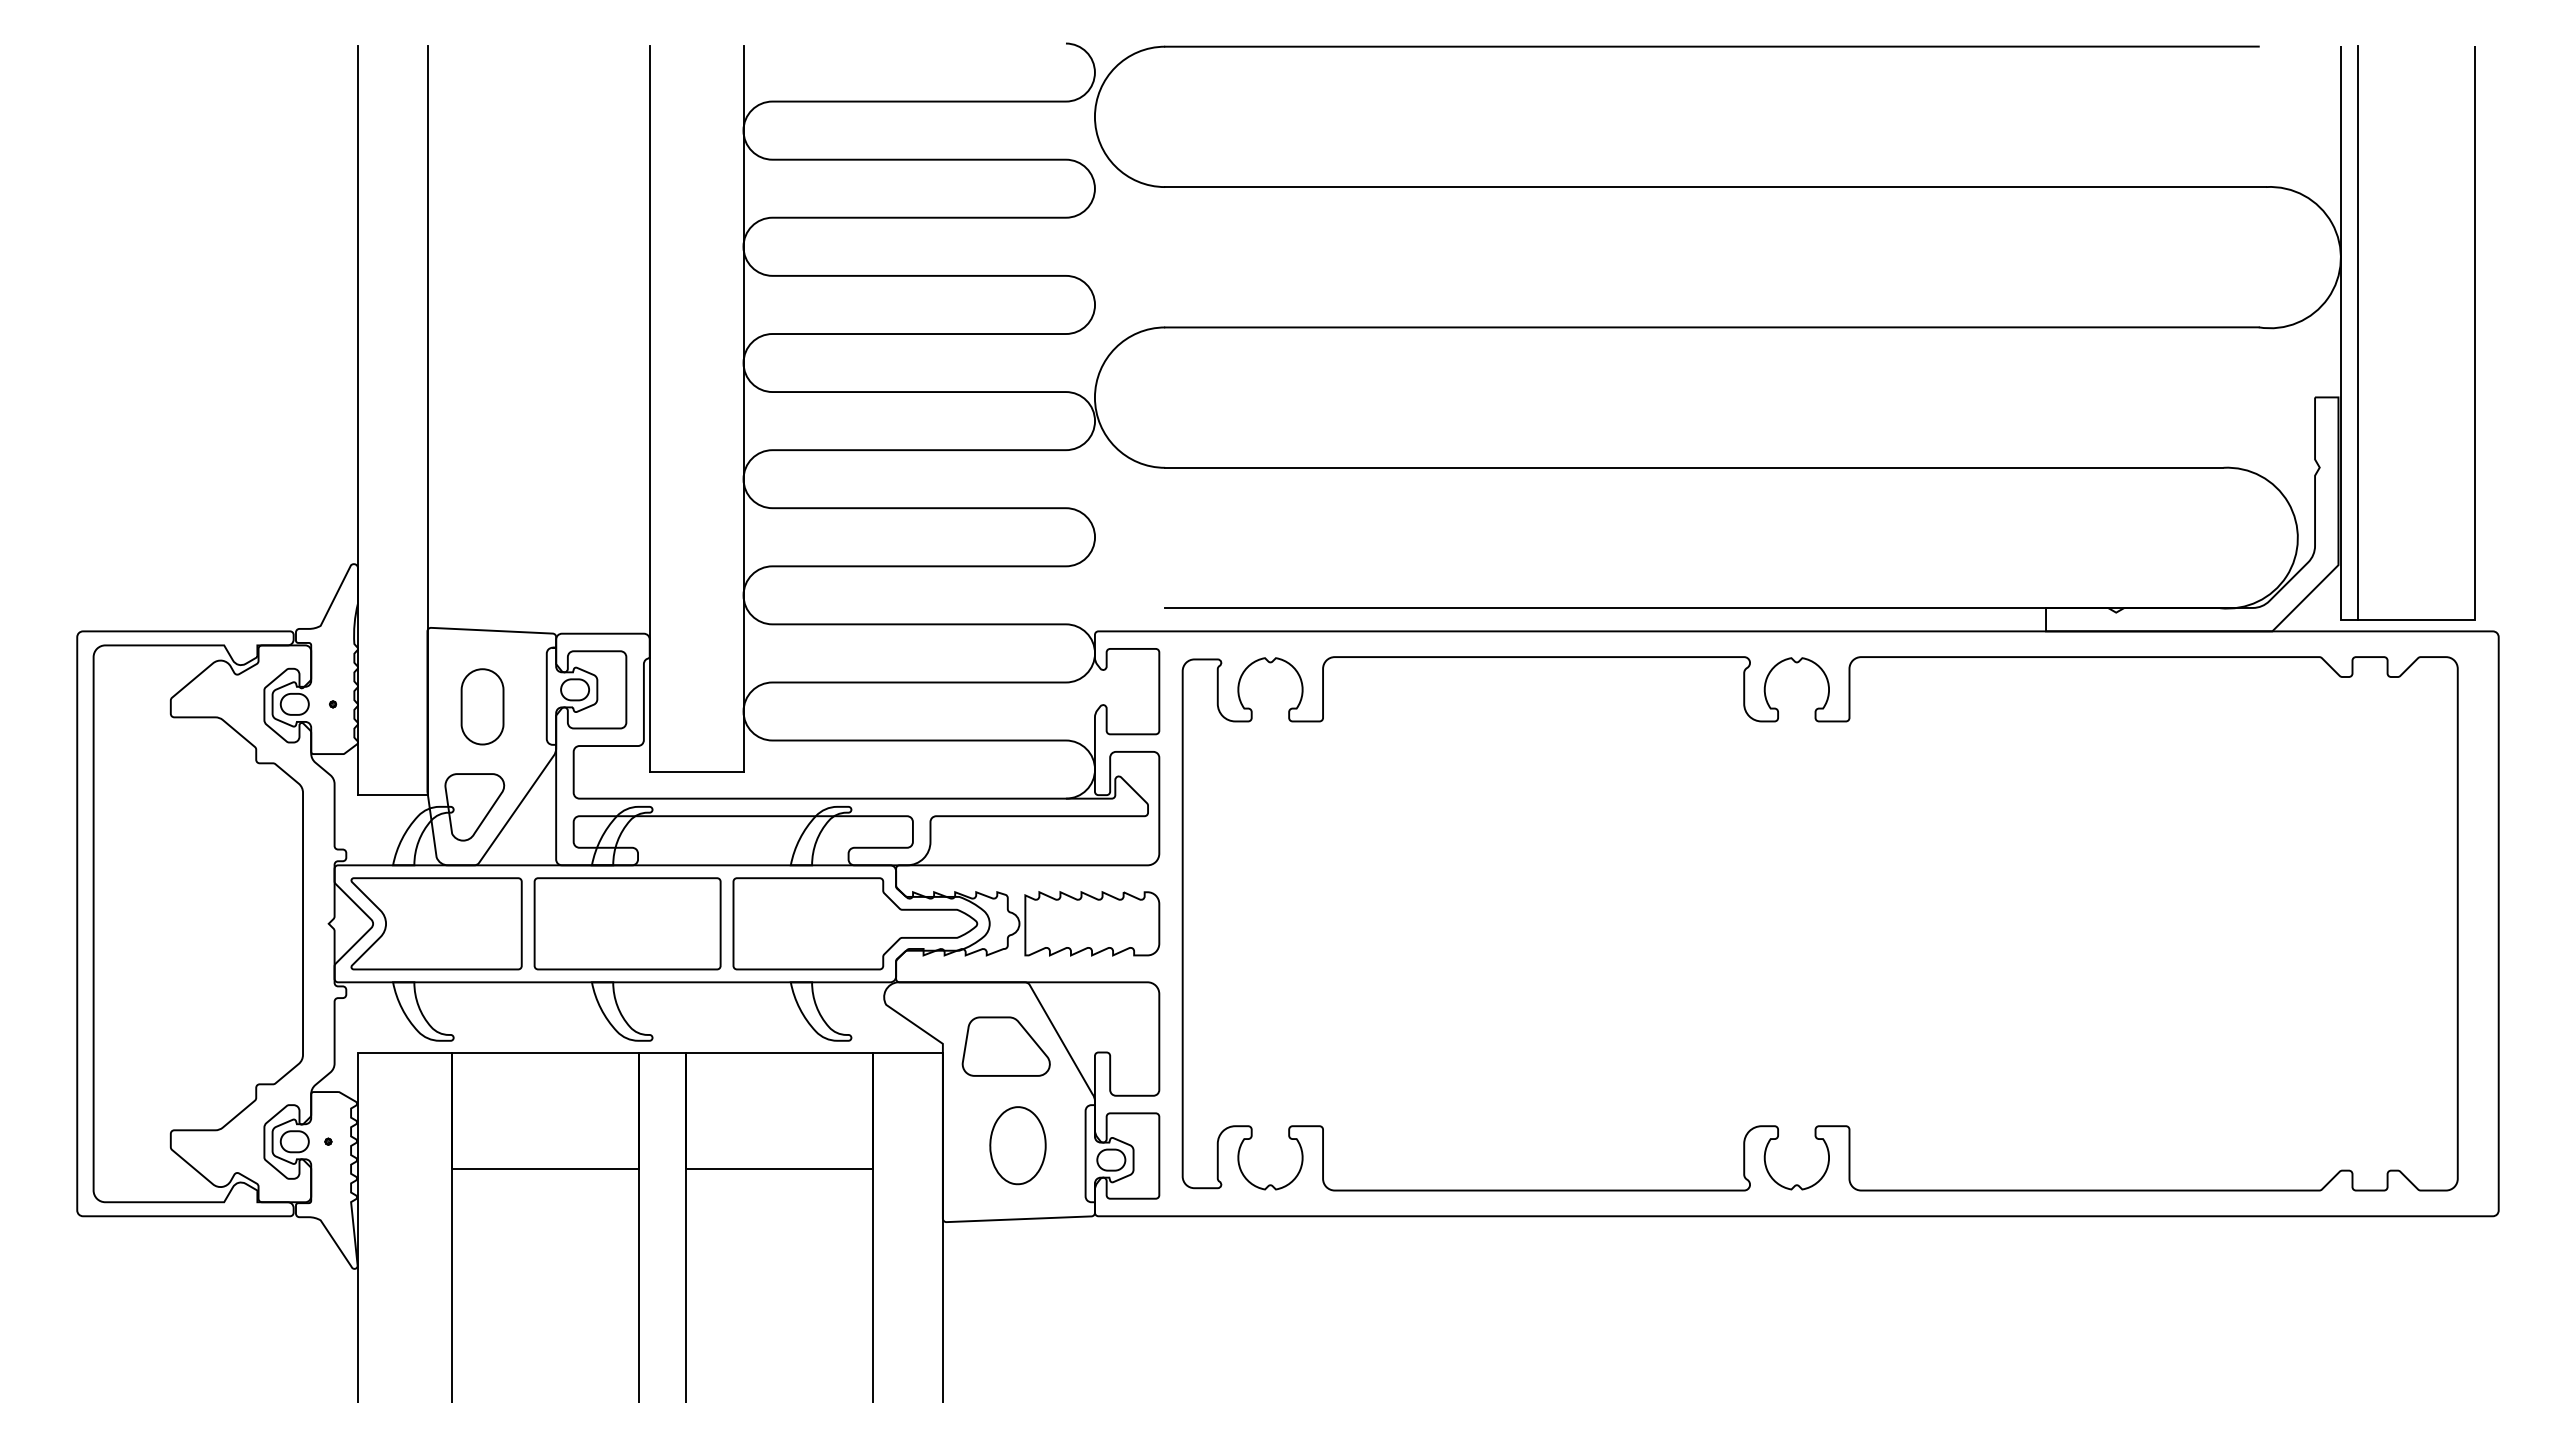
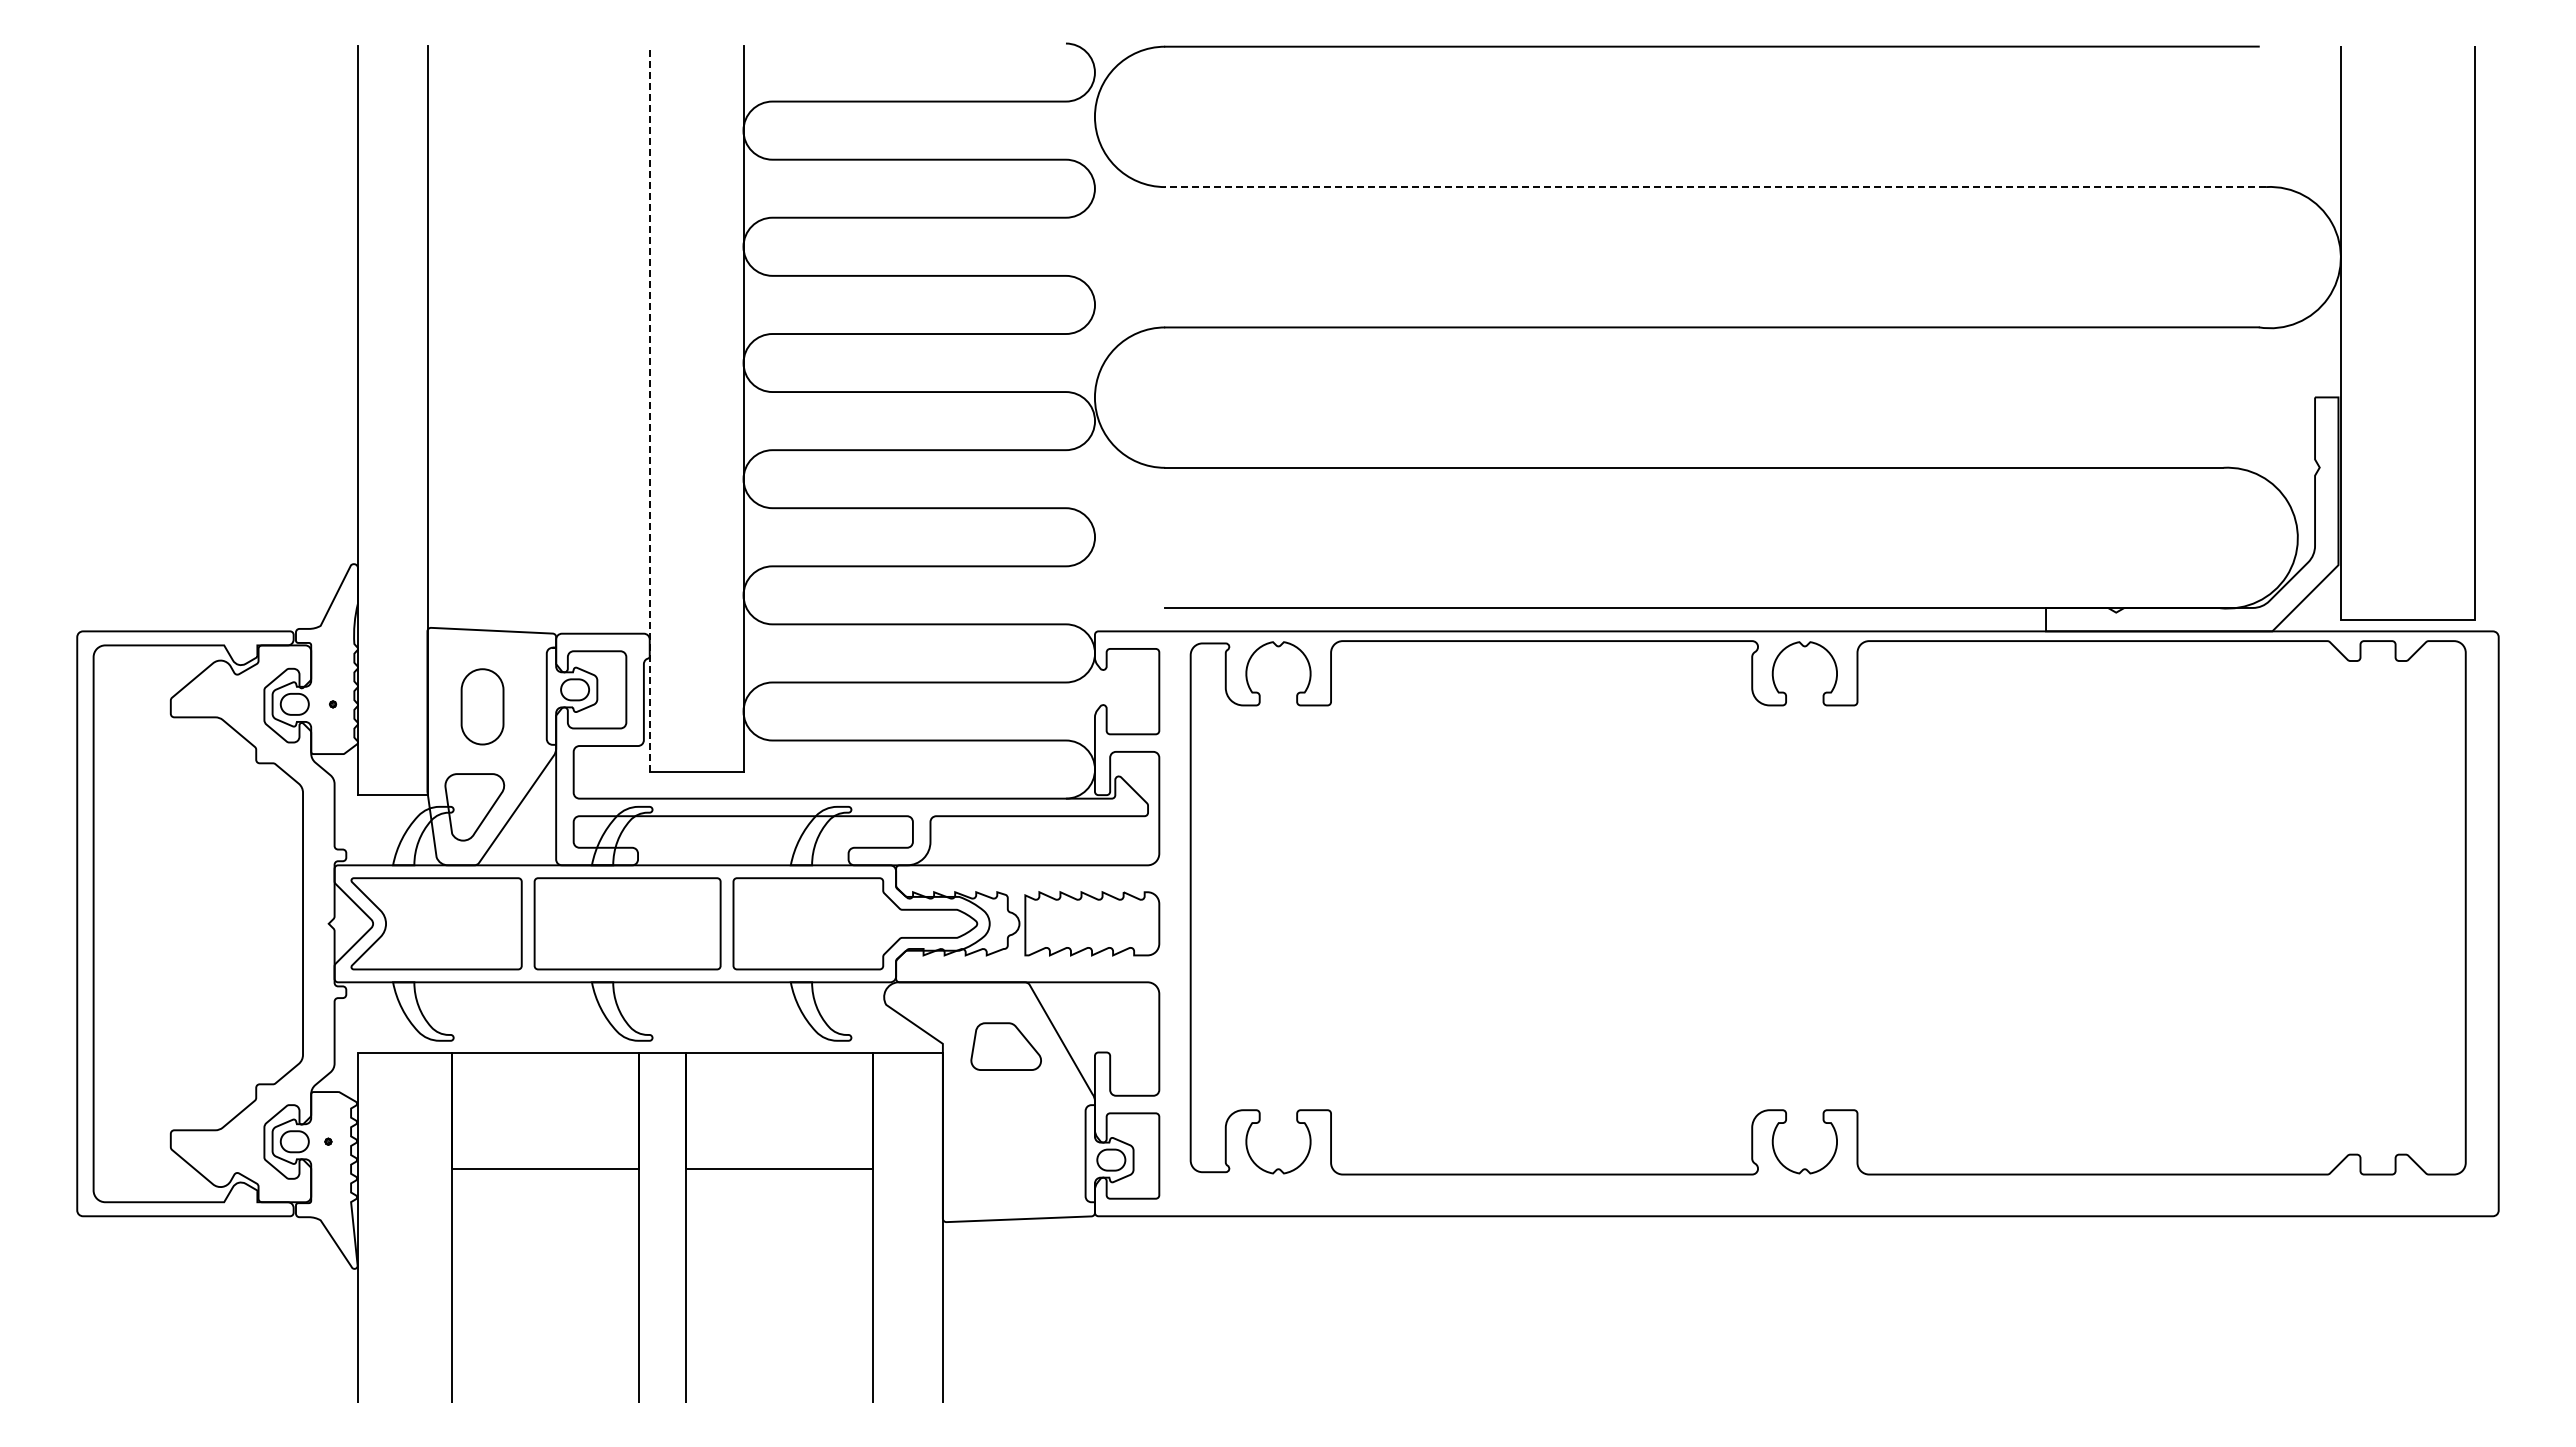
line: solid -> dashed (1715, 187)
line: present -> none (2358, 332)
line: solid -> dashed (650, 409)
part position: (1819, 923) -> (1827, 907) (1827, 907)
part size: 90x61 px -> 72x49 px (1005, 1046)
part: present -> none (1017, 1145)
